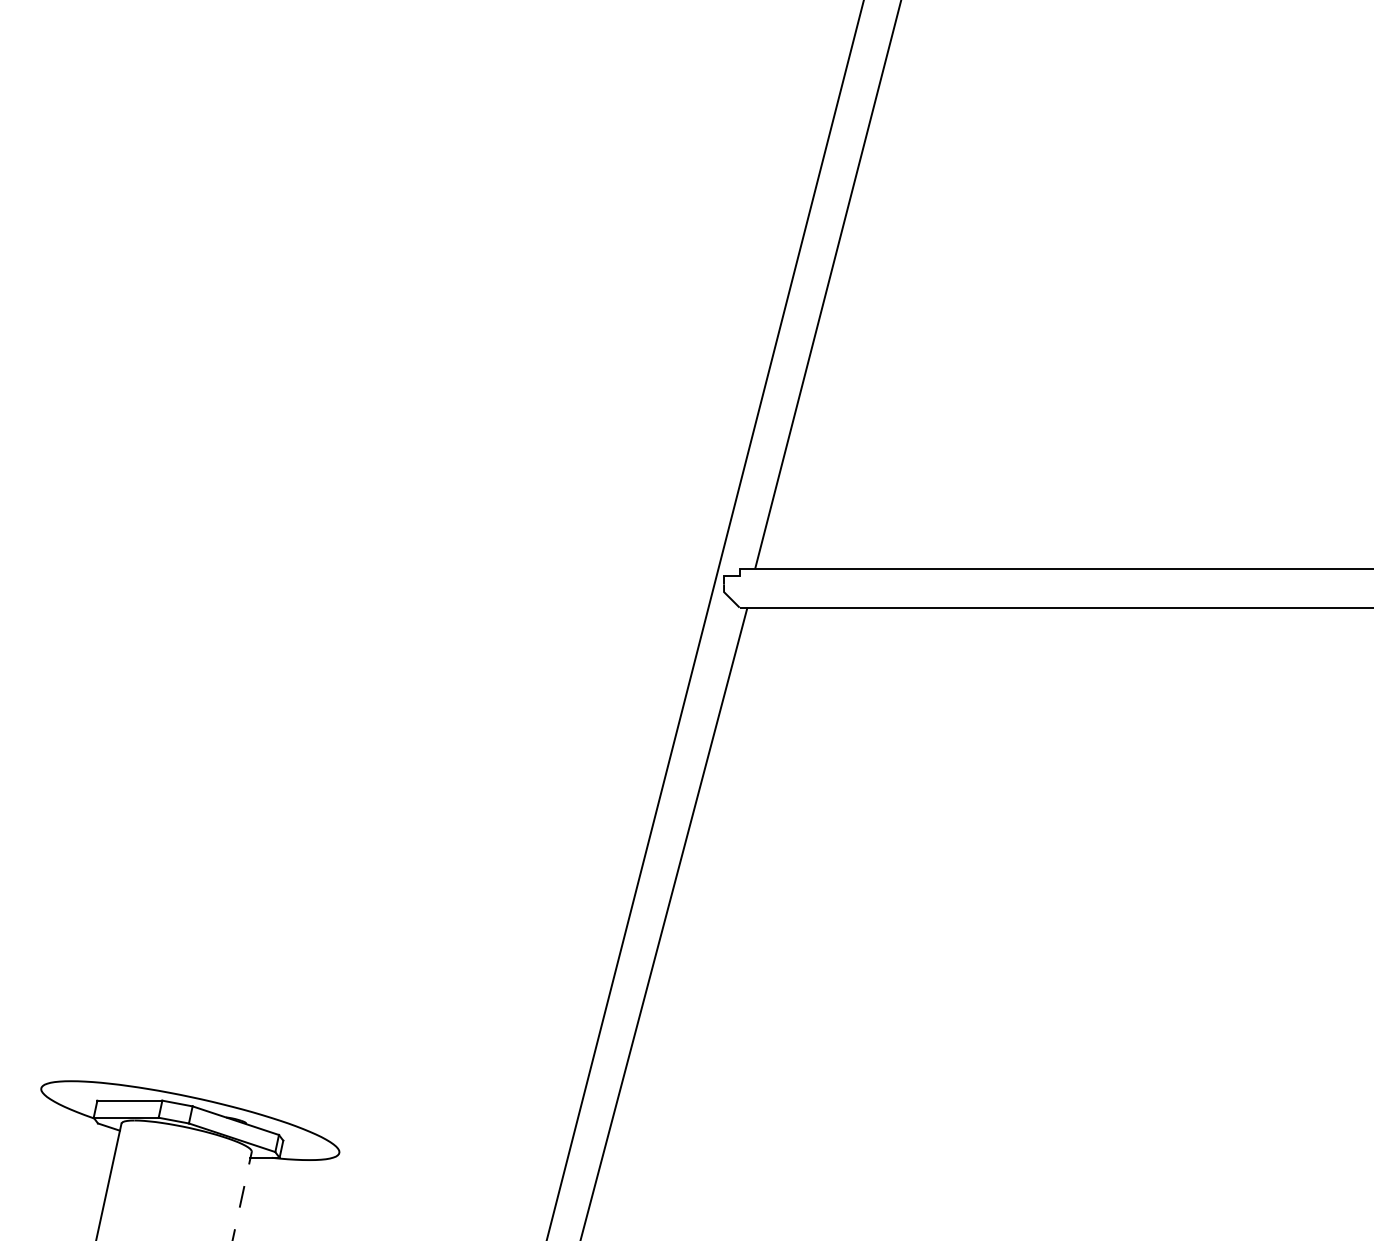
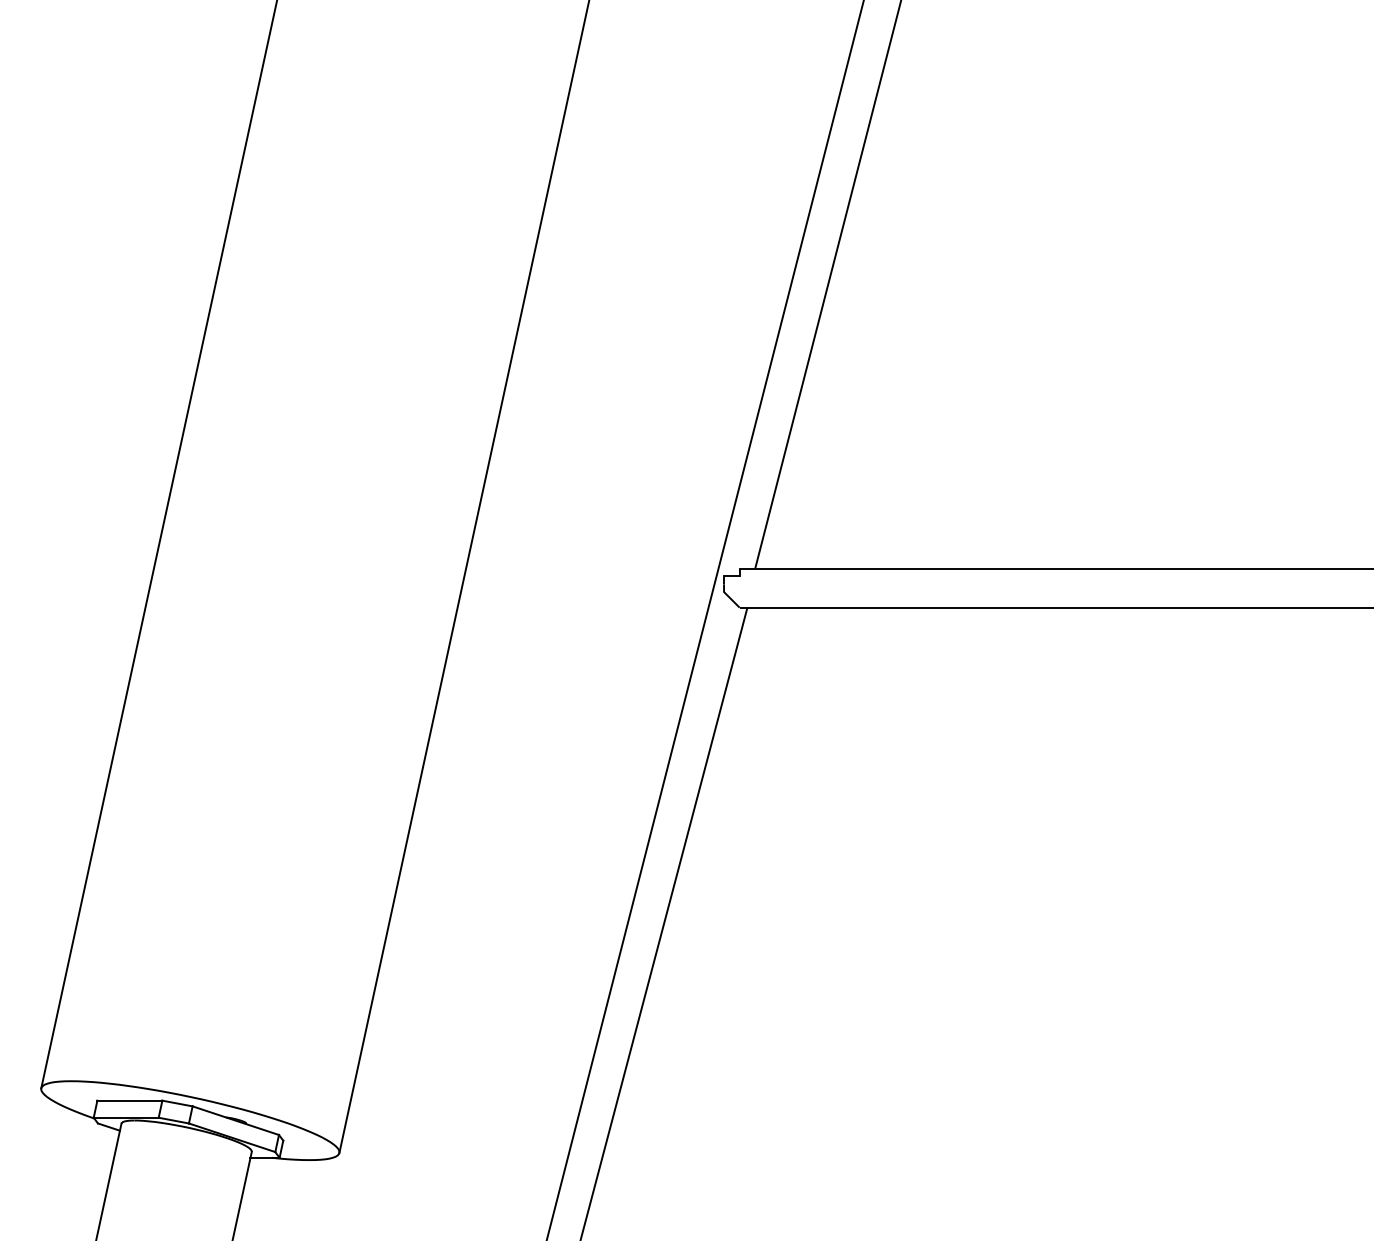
line: none -> present (158, 545)
line: none -> present (463, 577)
line: dashed -> solid (242, 1195)
